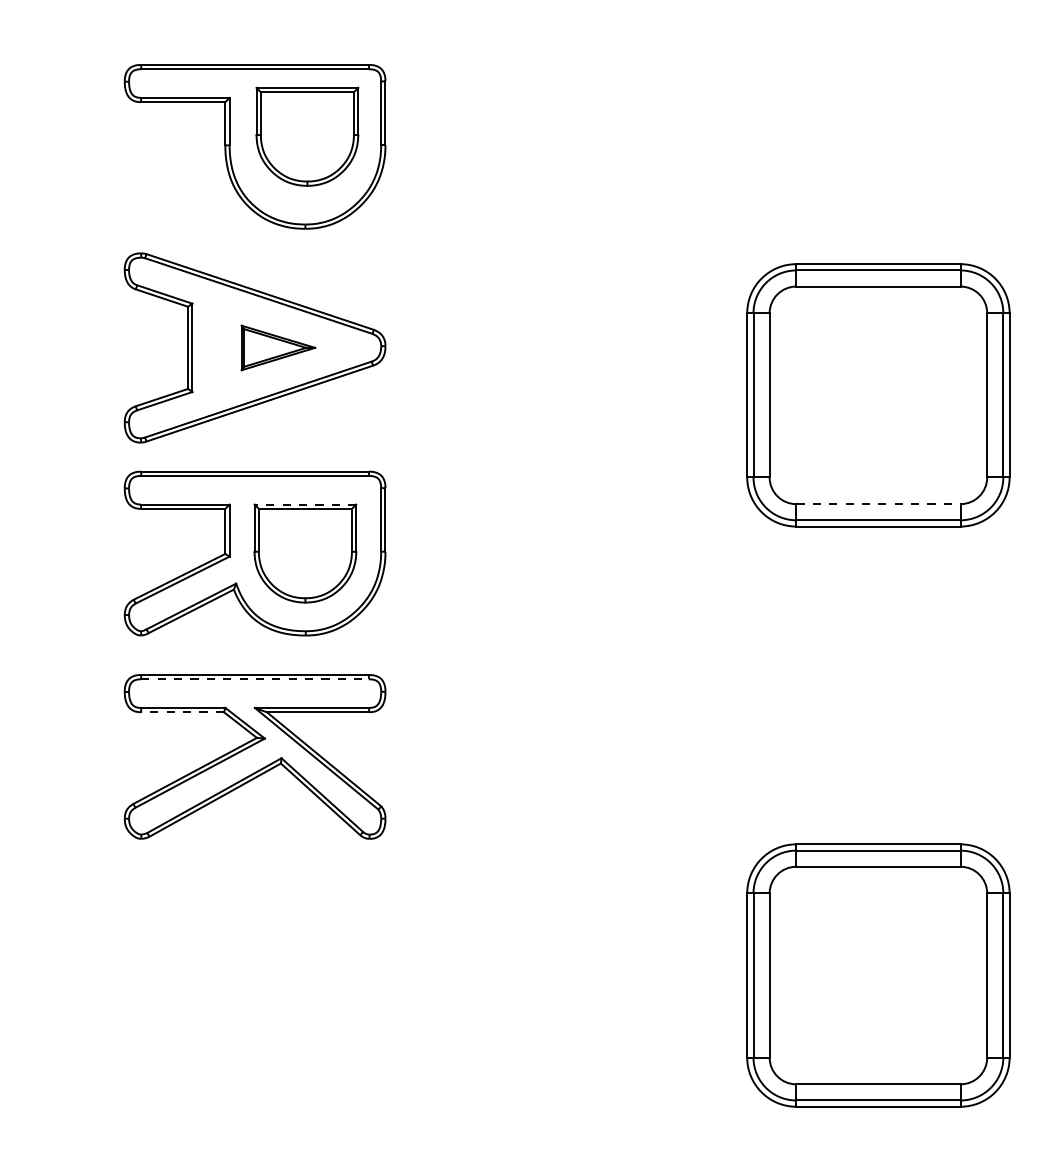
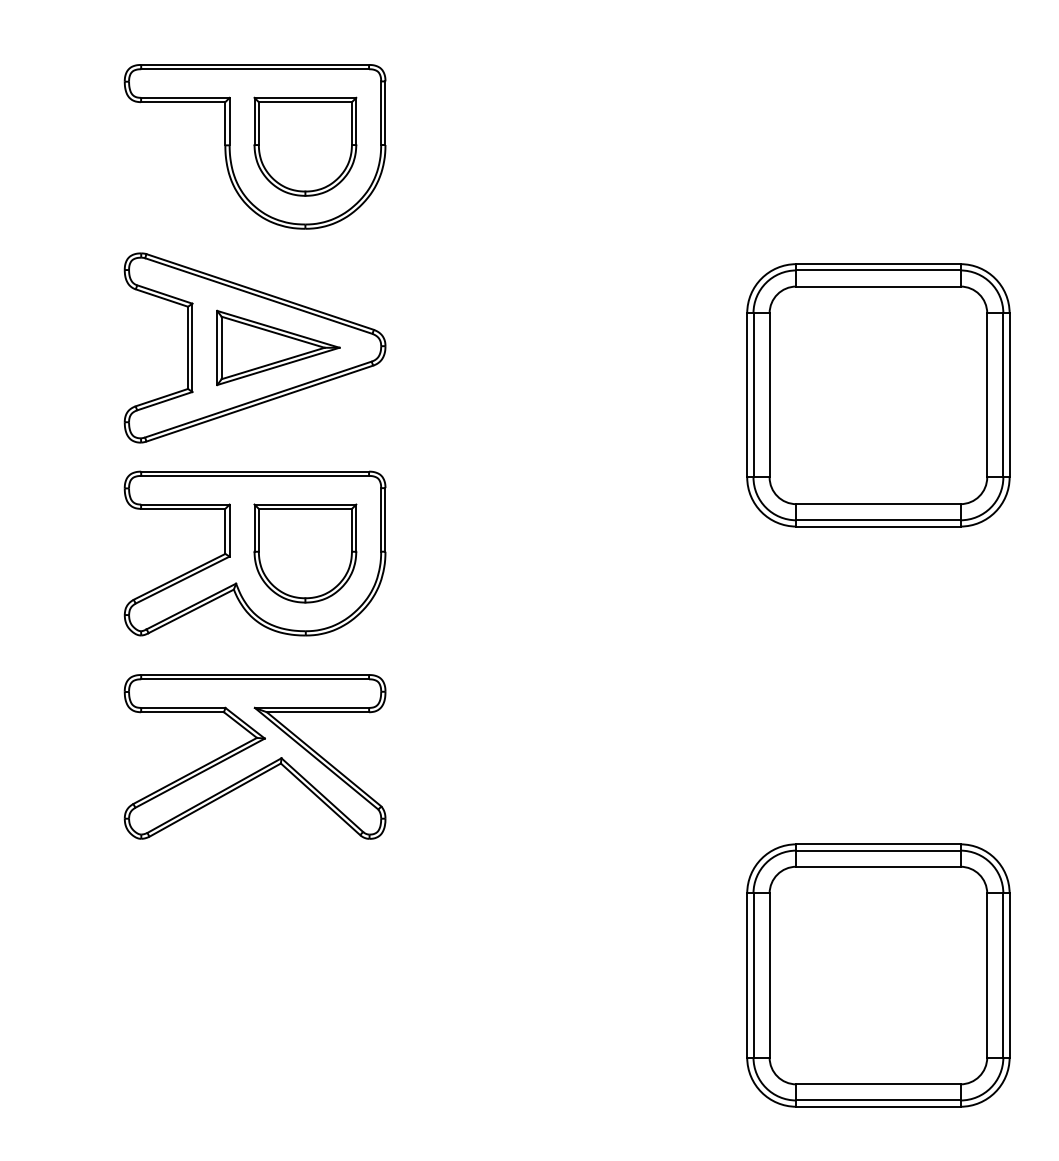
part position: (307, 136) -> (305, 146) (305, 146)
part size: 77x48 px -> 125x78 px (278, 347)
line: dashed -> solid (305, 504)
line: dashed -> solid (878, 504)
line: dashed -> solid (255, 679)
line: dashed -> solid (182, 712)
